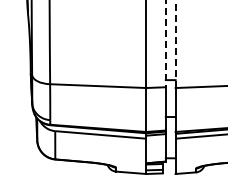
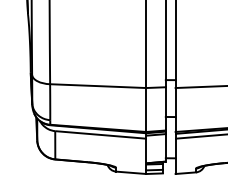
line: dashed -> solid (165, 44)
line: dashed -> solid (175, 44)
